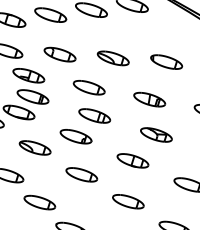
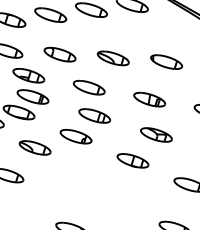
part: present -> none (81, 174)
part: present -> none (128, 201)
part: present -> none (39, 202)
